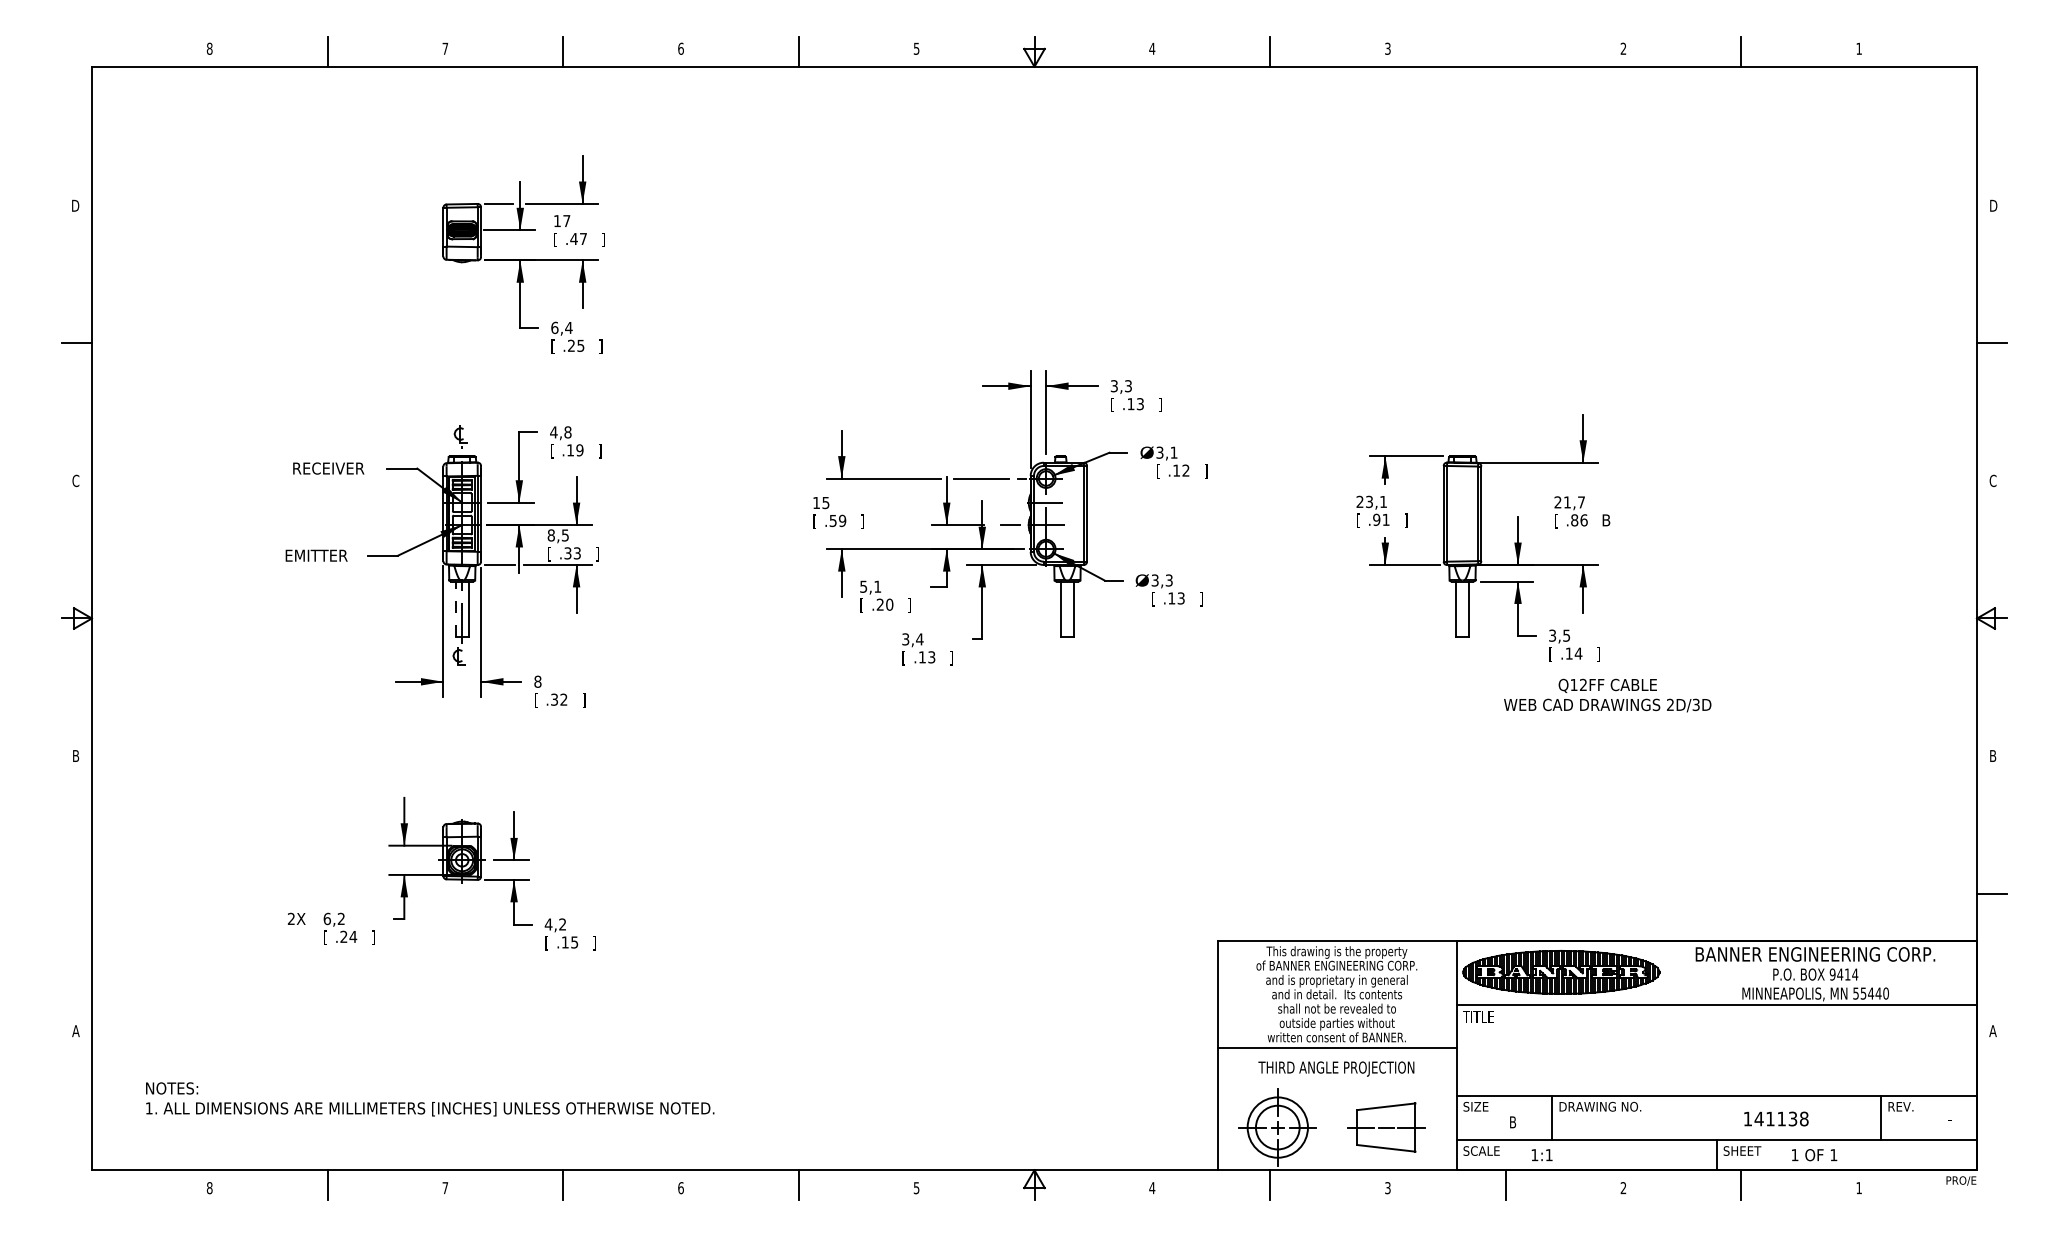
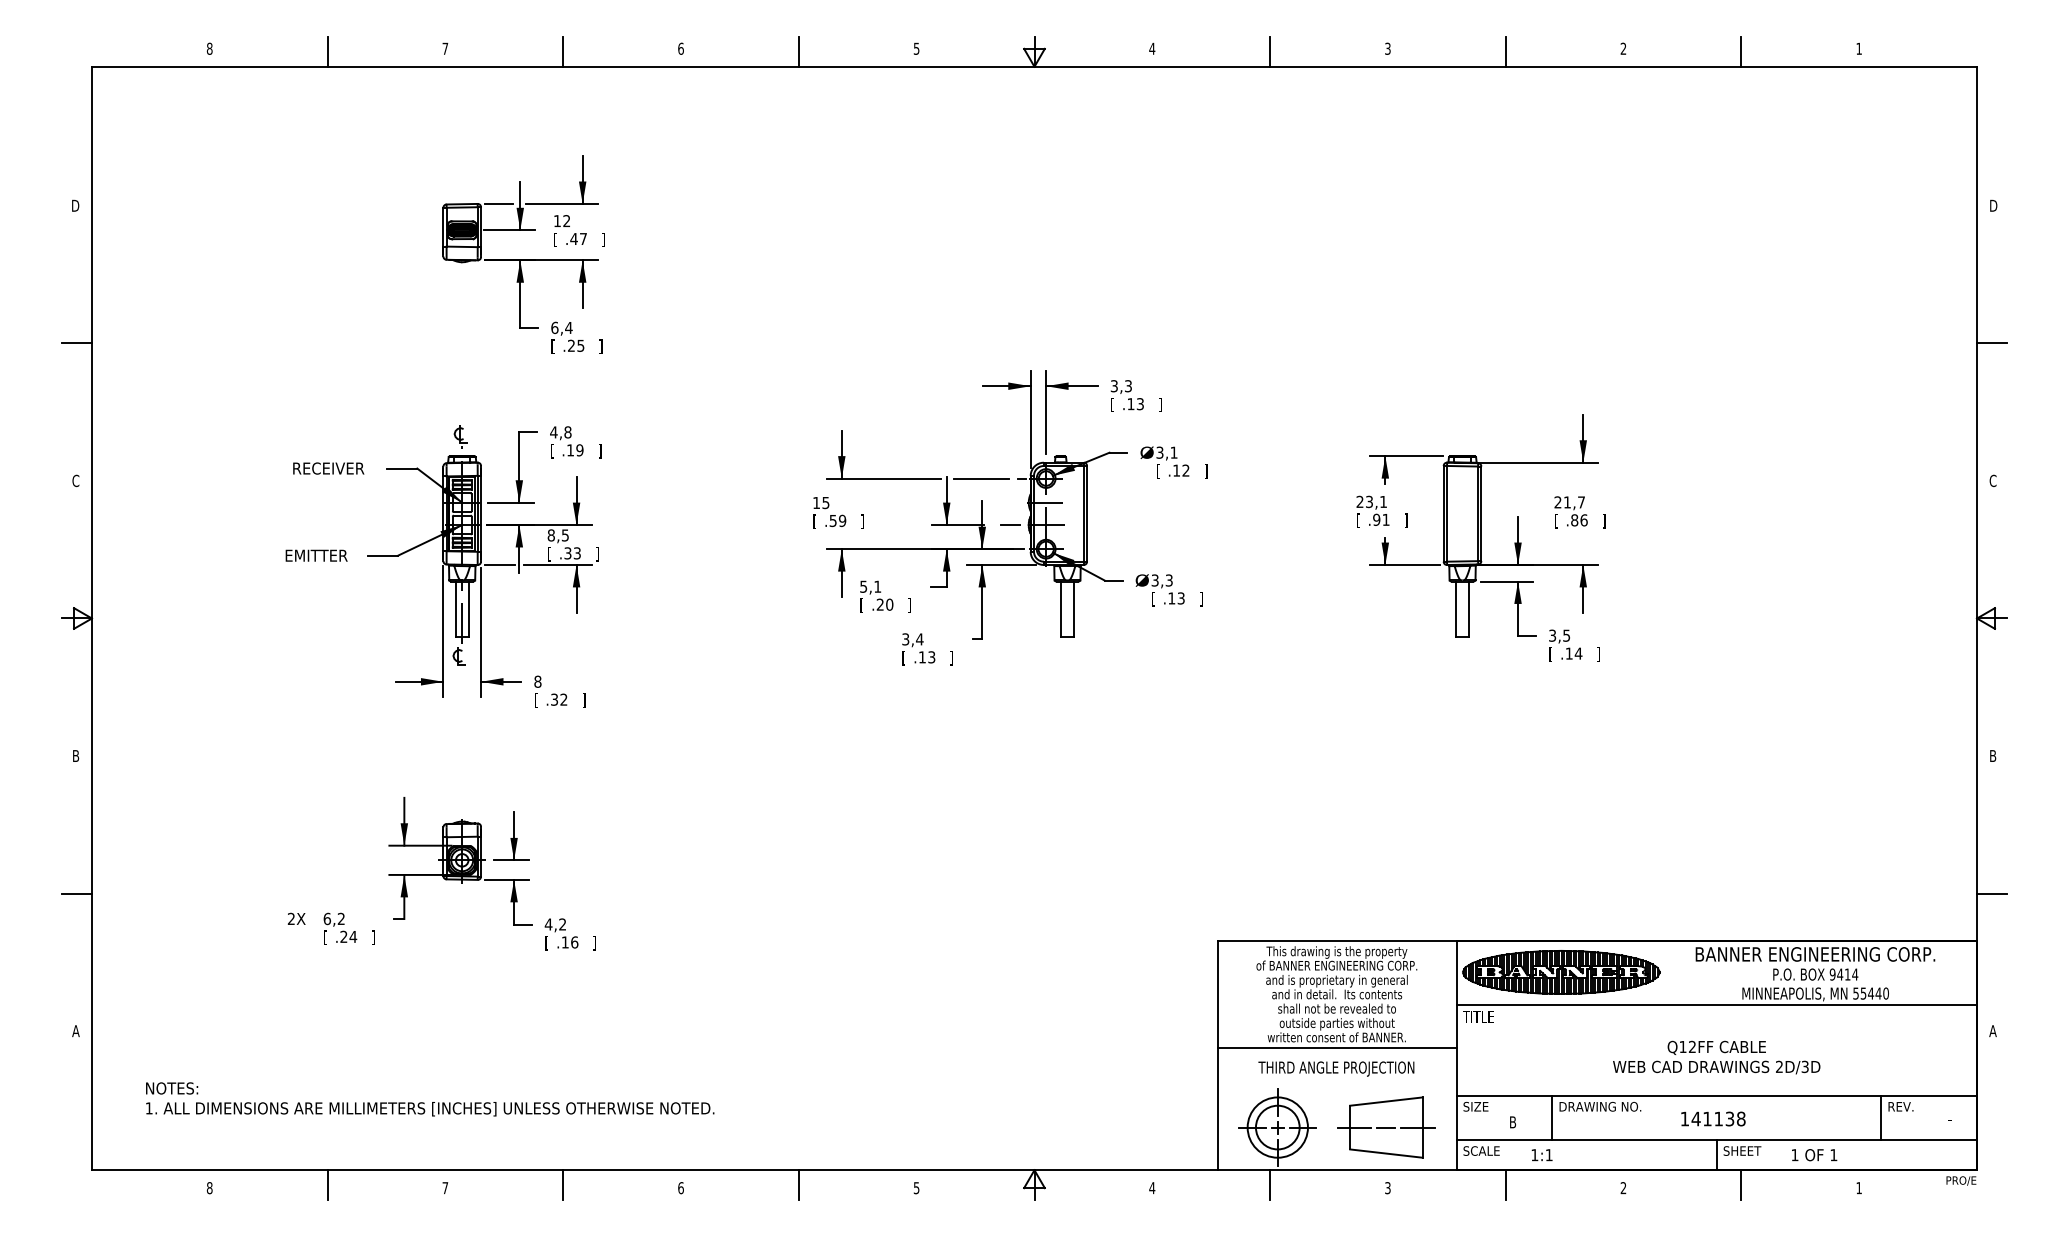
line: none -> present (1505, 51)
text: 17 -> 12 (566, 220)
text: B -> ] (1606, 521)
line: dashed -> solid (455, 609)
text position: (1607, 695) -> (1716, 1057) (1716, 1057)
line: none -> present (76, 893)
text: .15 -> .16 (574, 942)
text position: (1776, 1118) -> (1713, 1118) (1713, 1118)
part size: 79x51 px -> 99x63 px (1386, 1127)
